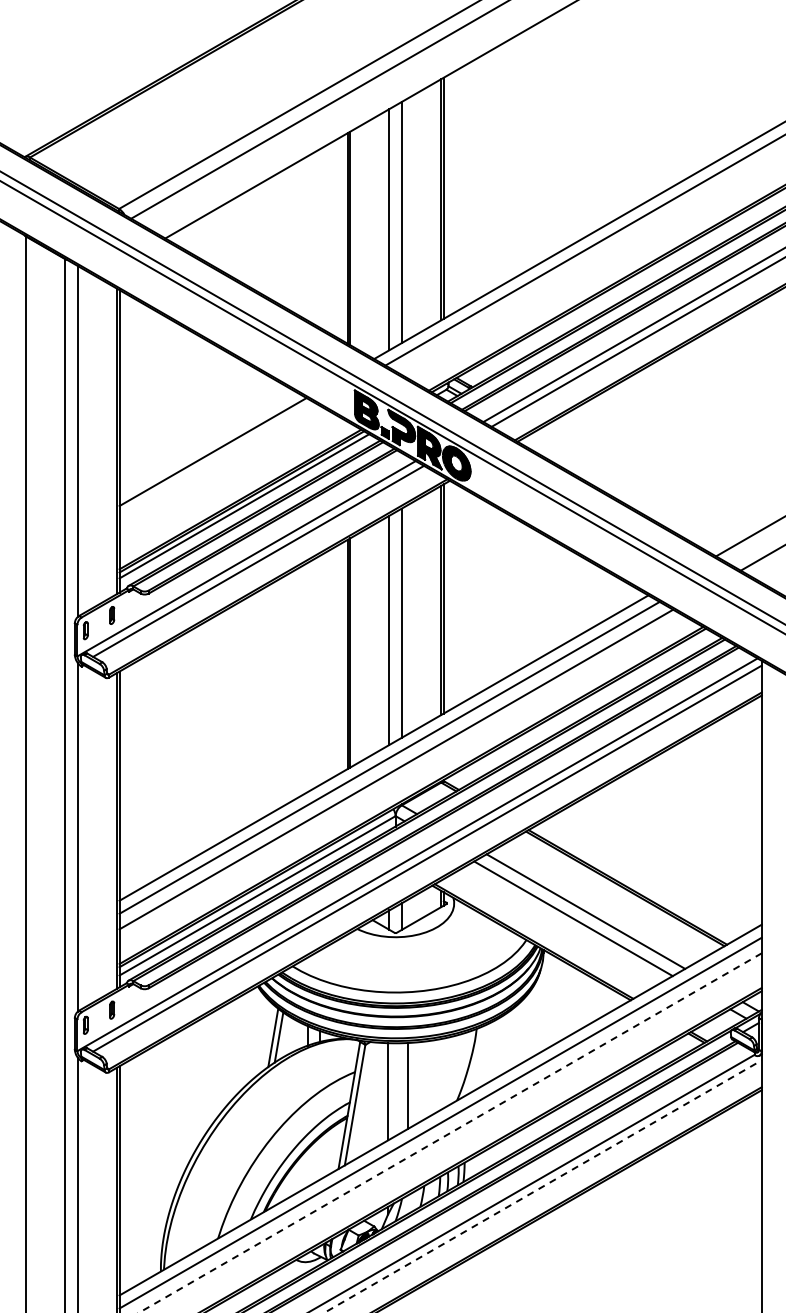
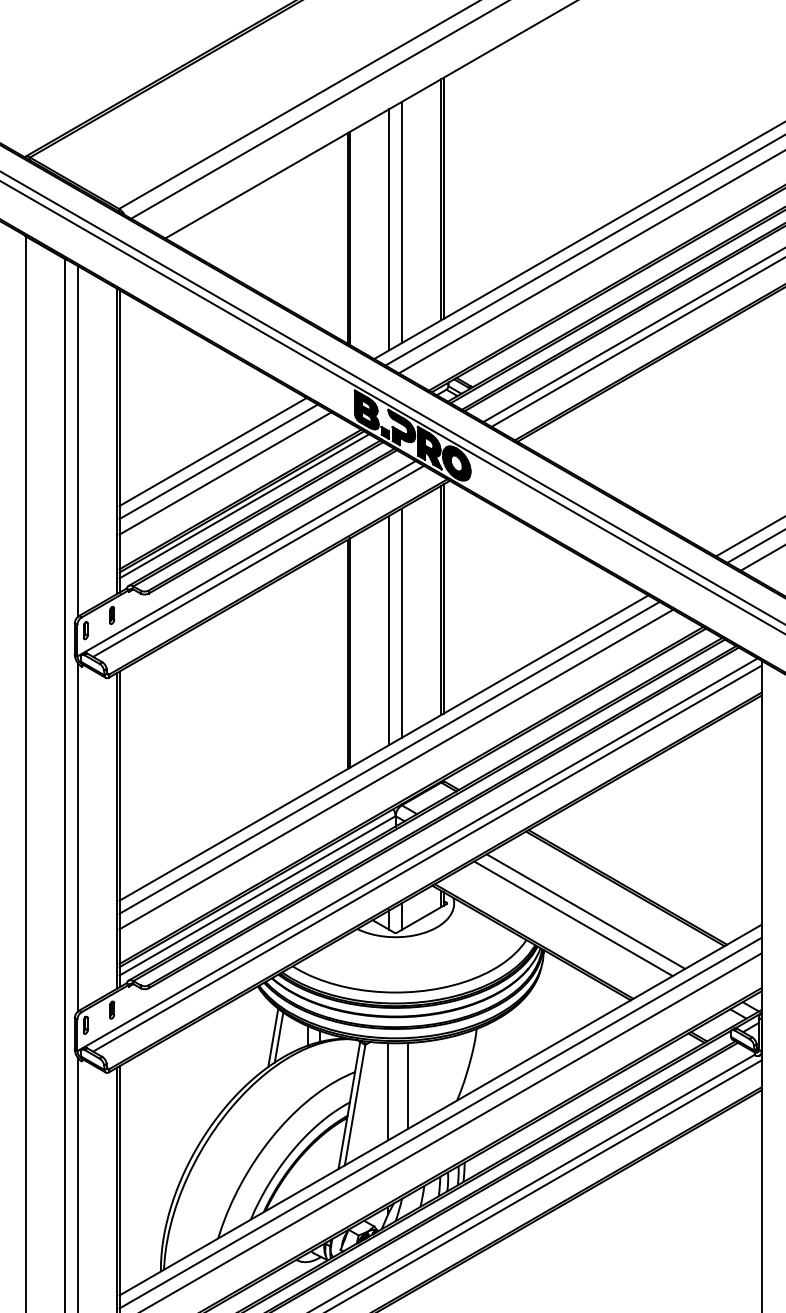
line: none -> present (590, 262)
line: none -> present (218, 461)
line: none -> present (225, 473)
line: none -> present (754, 546)
line: dashed -> solid (450, 1133)
line: dashed -> solid (542, 1186)
